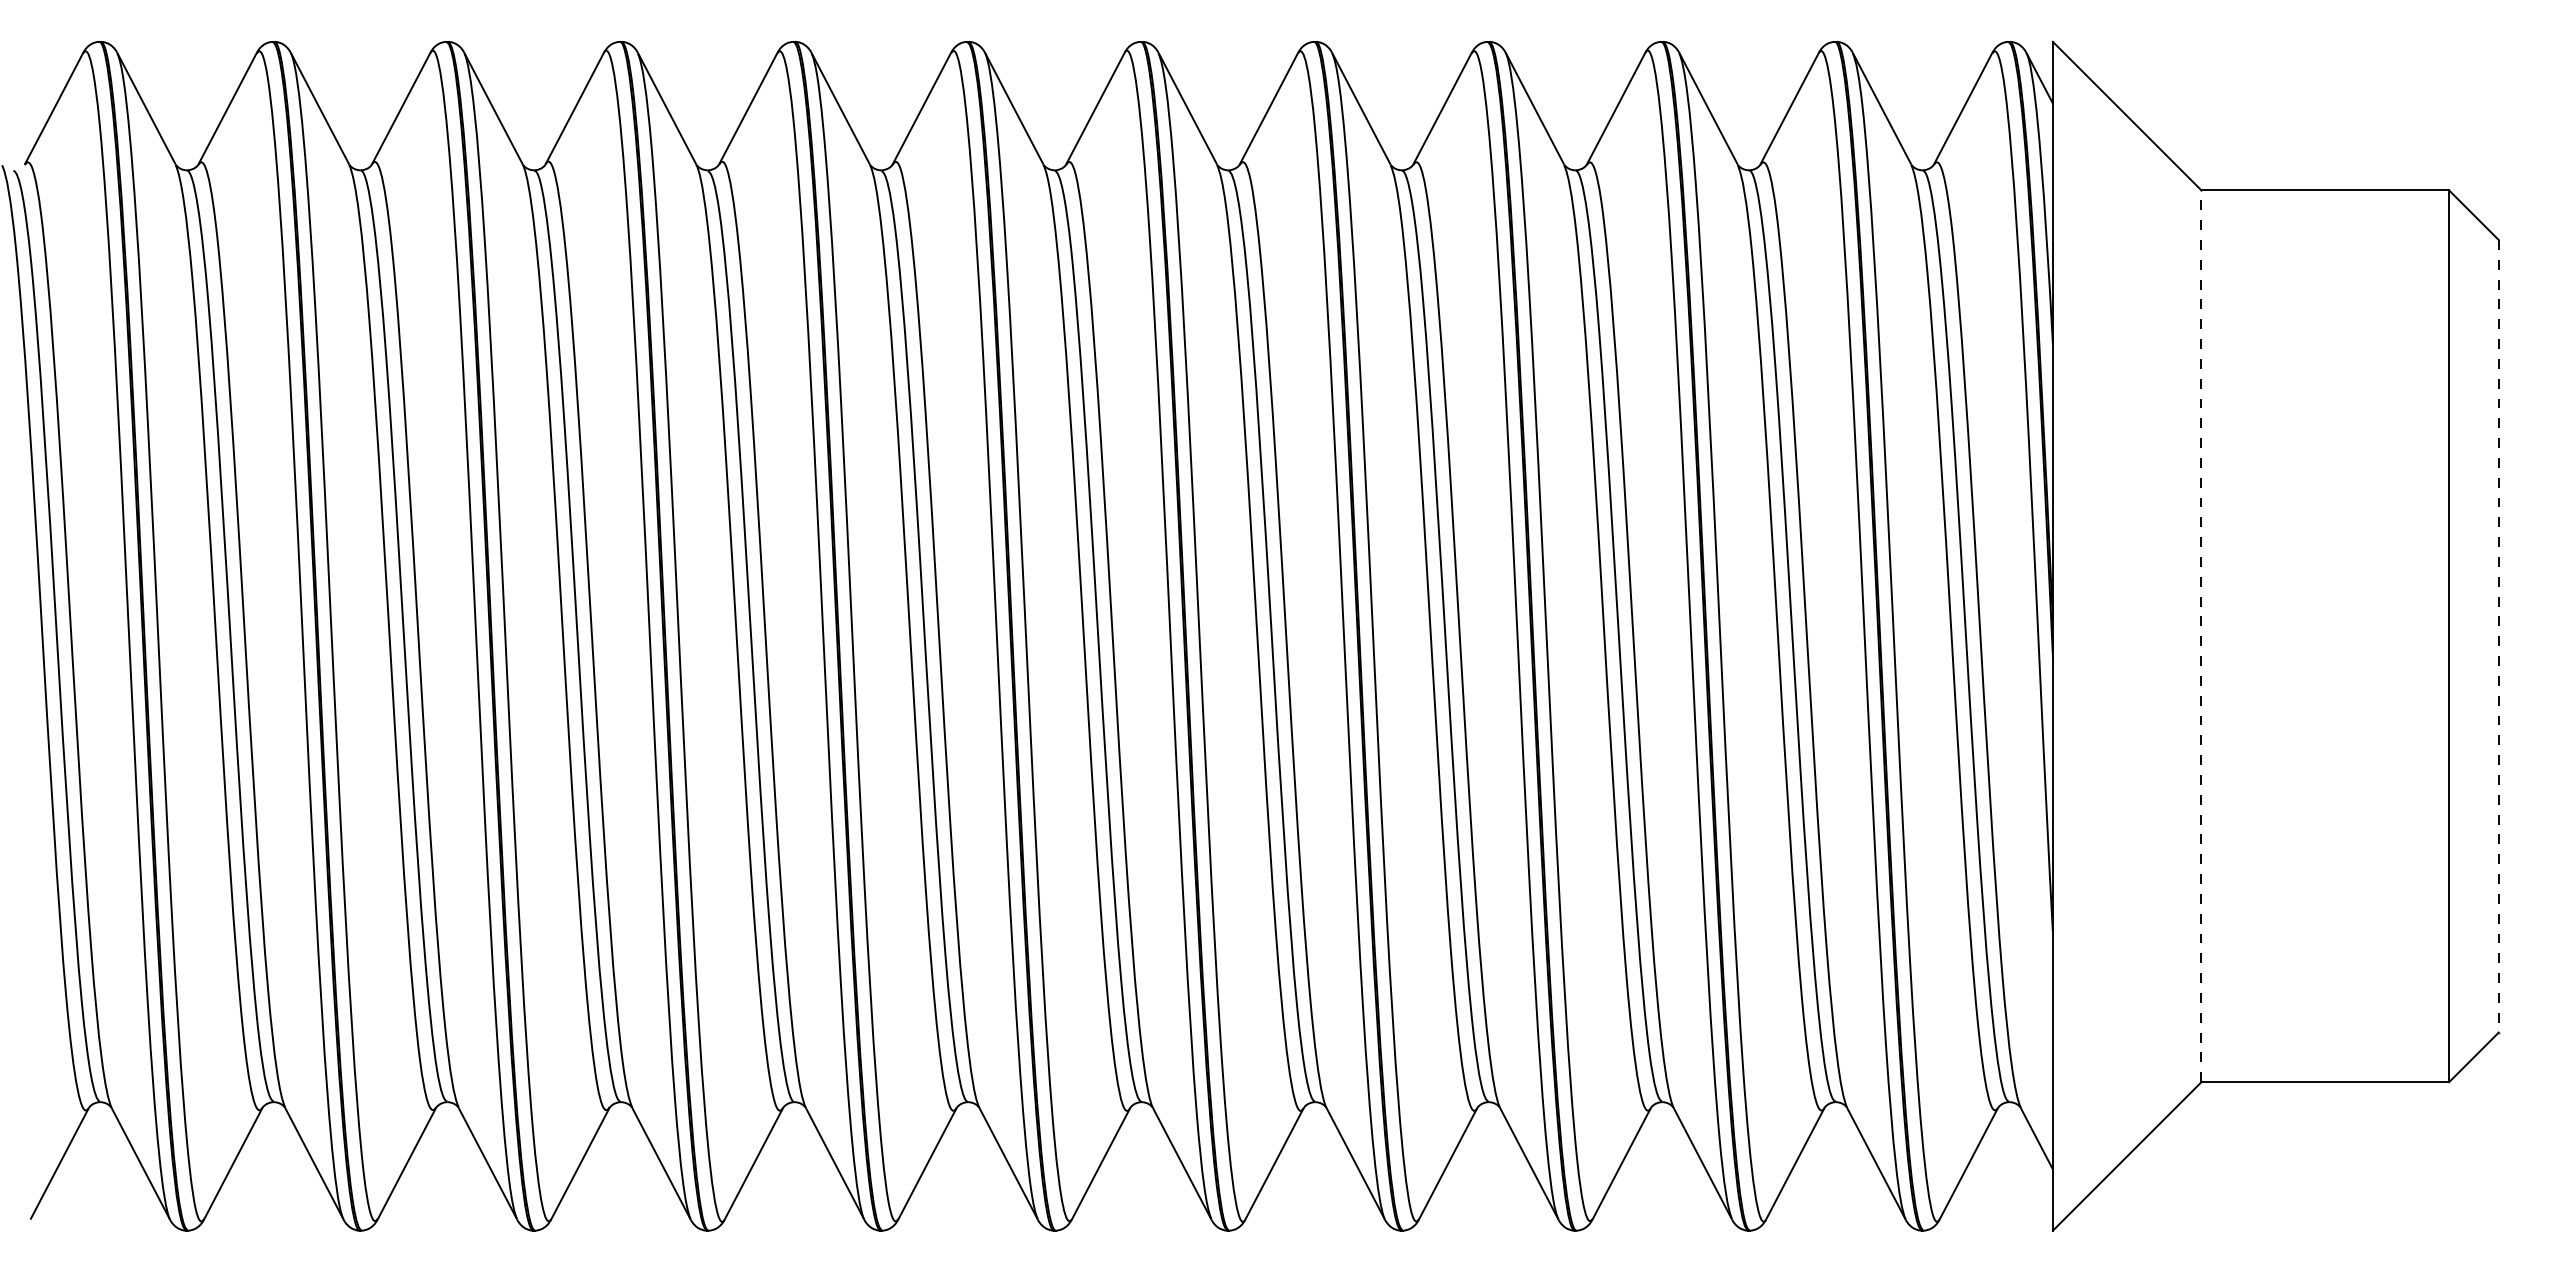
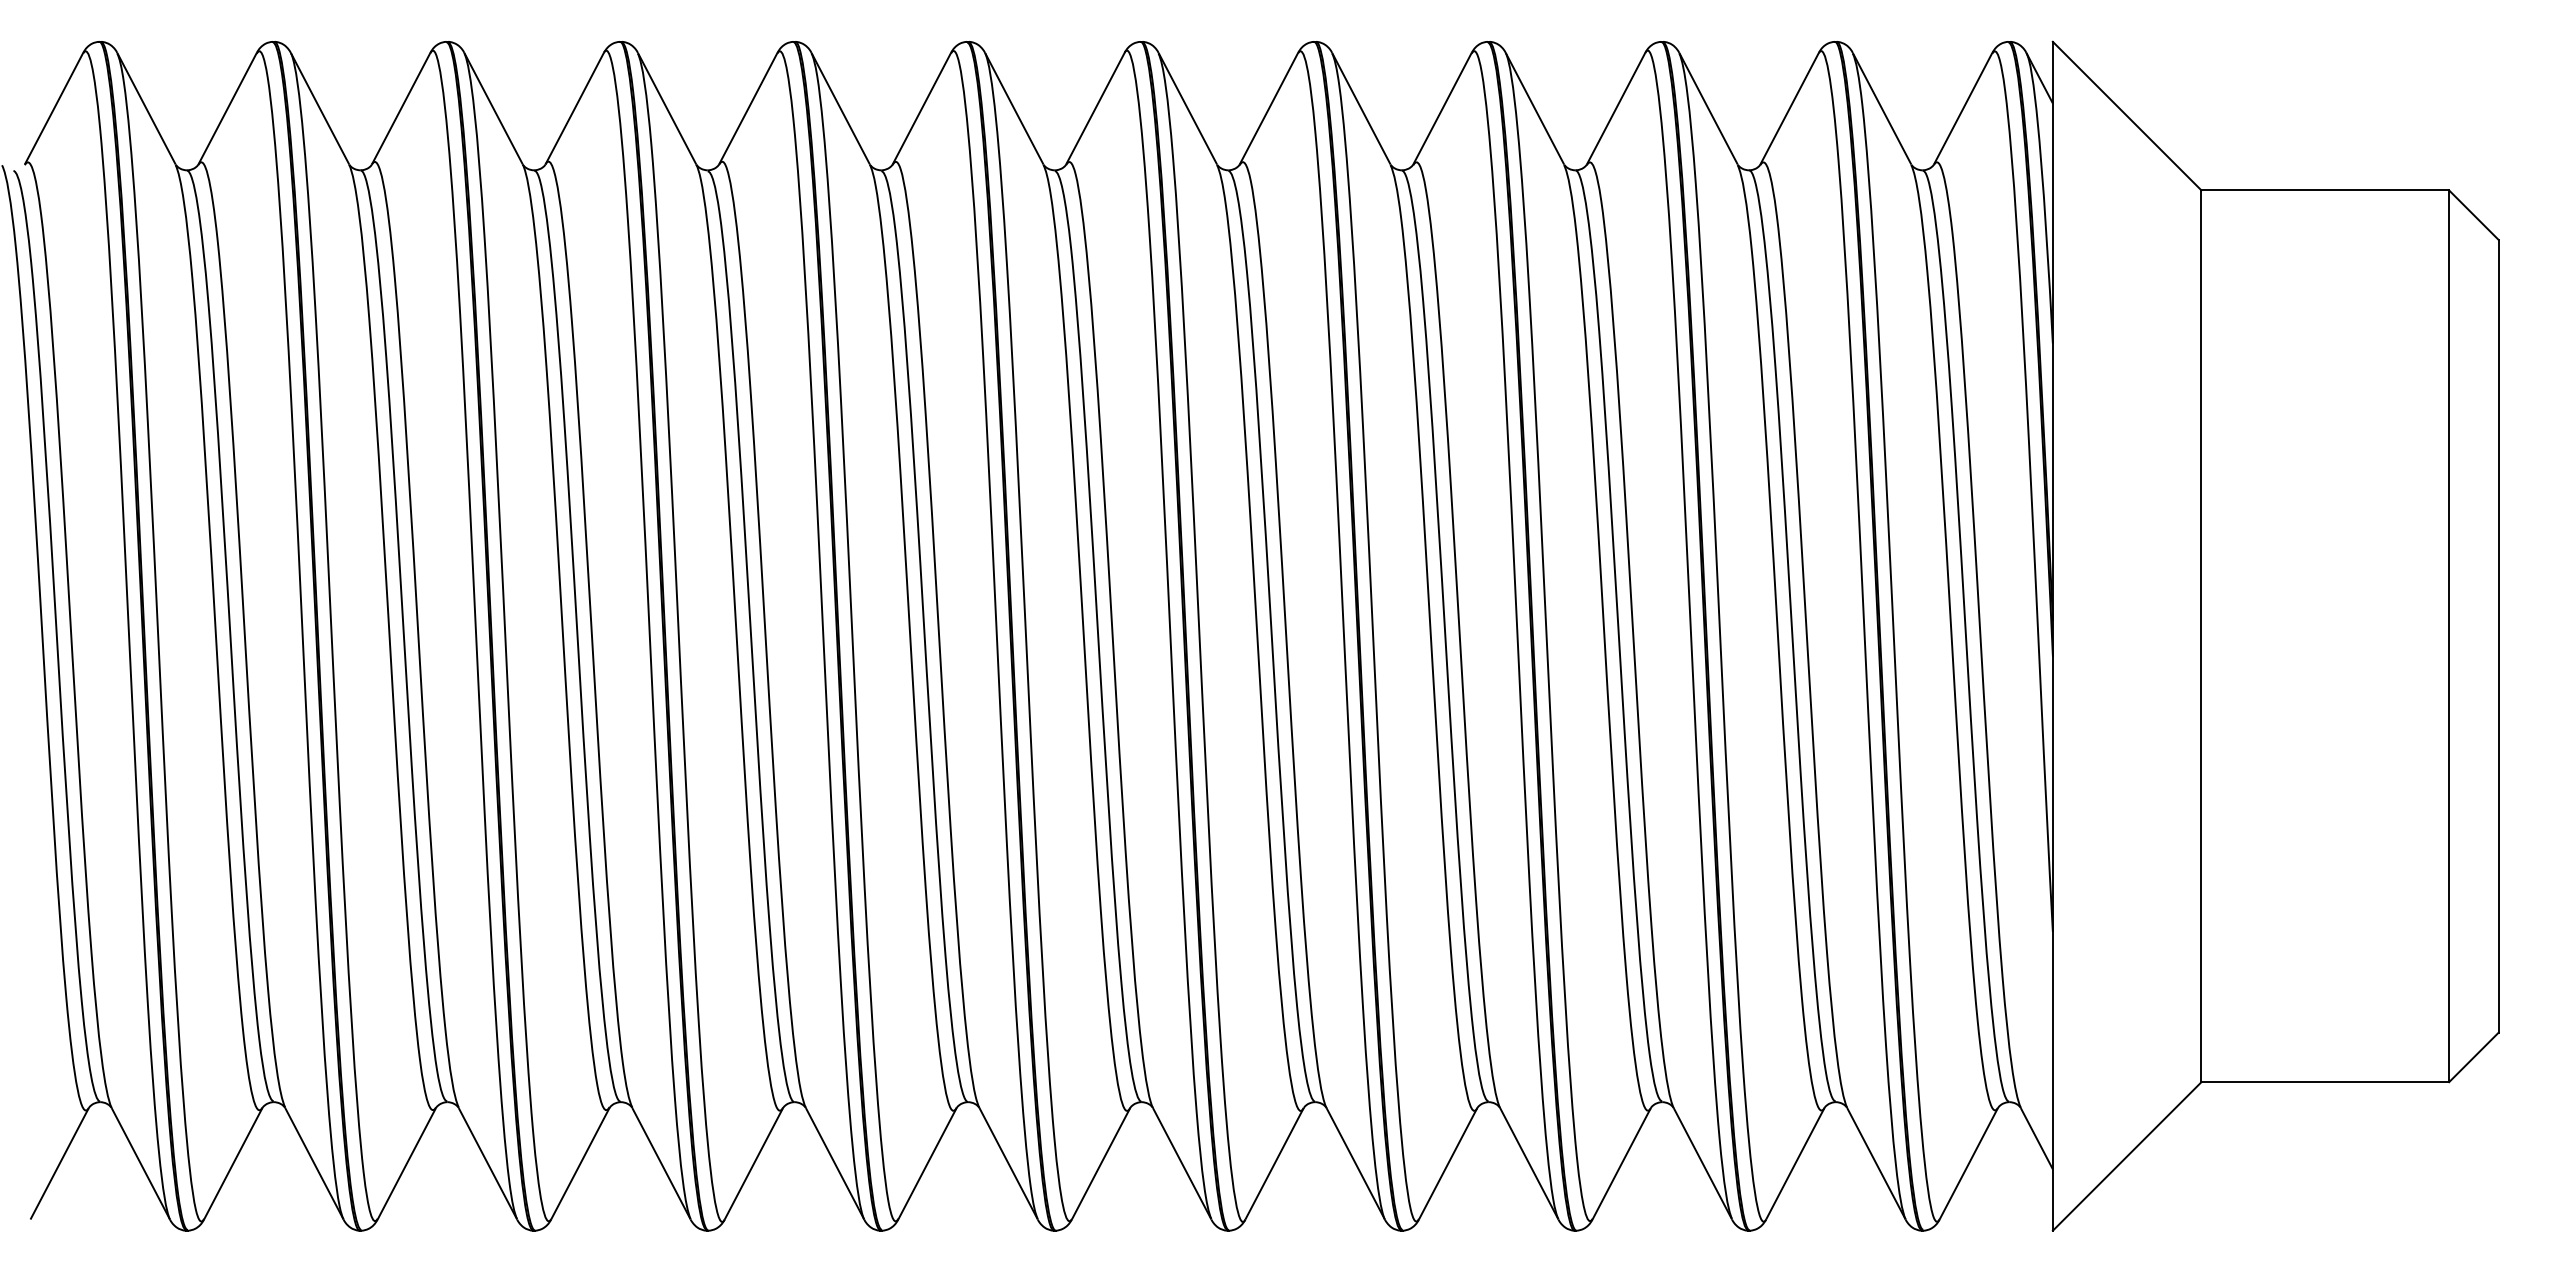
line: dashed -> solid (2201, 636)
line: dashed -> solid (2498, 636)
